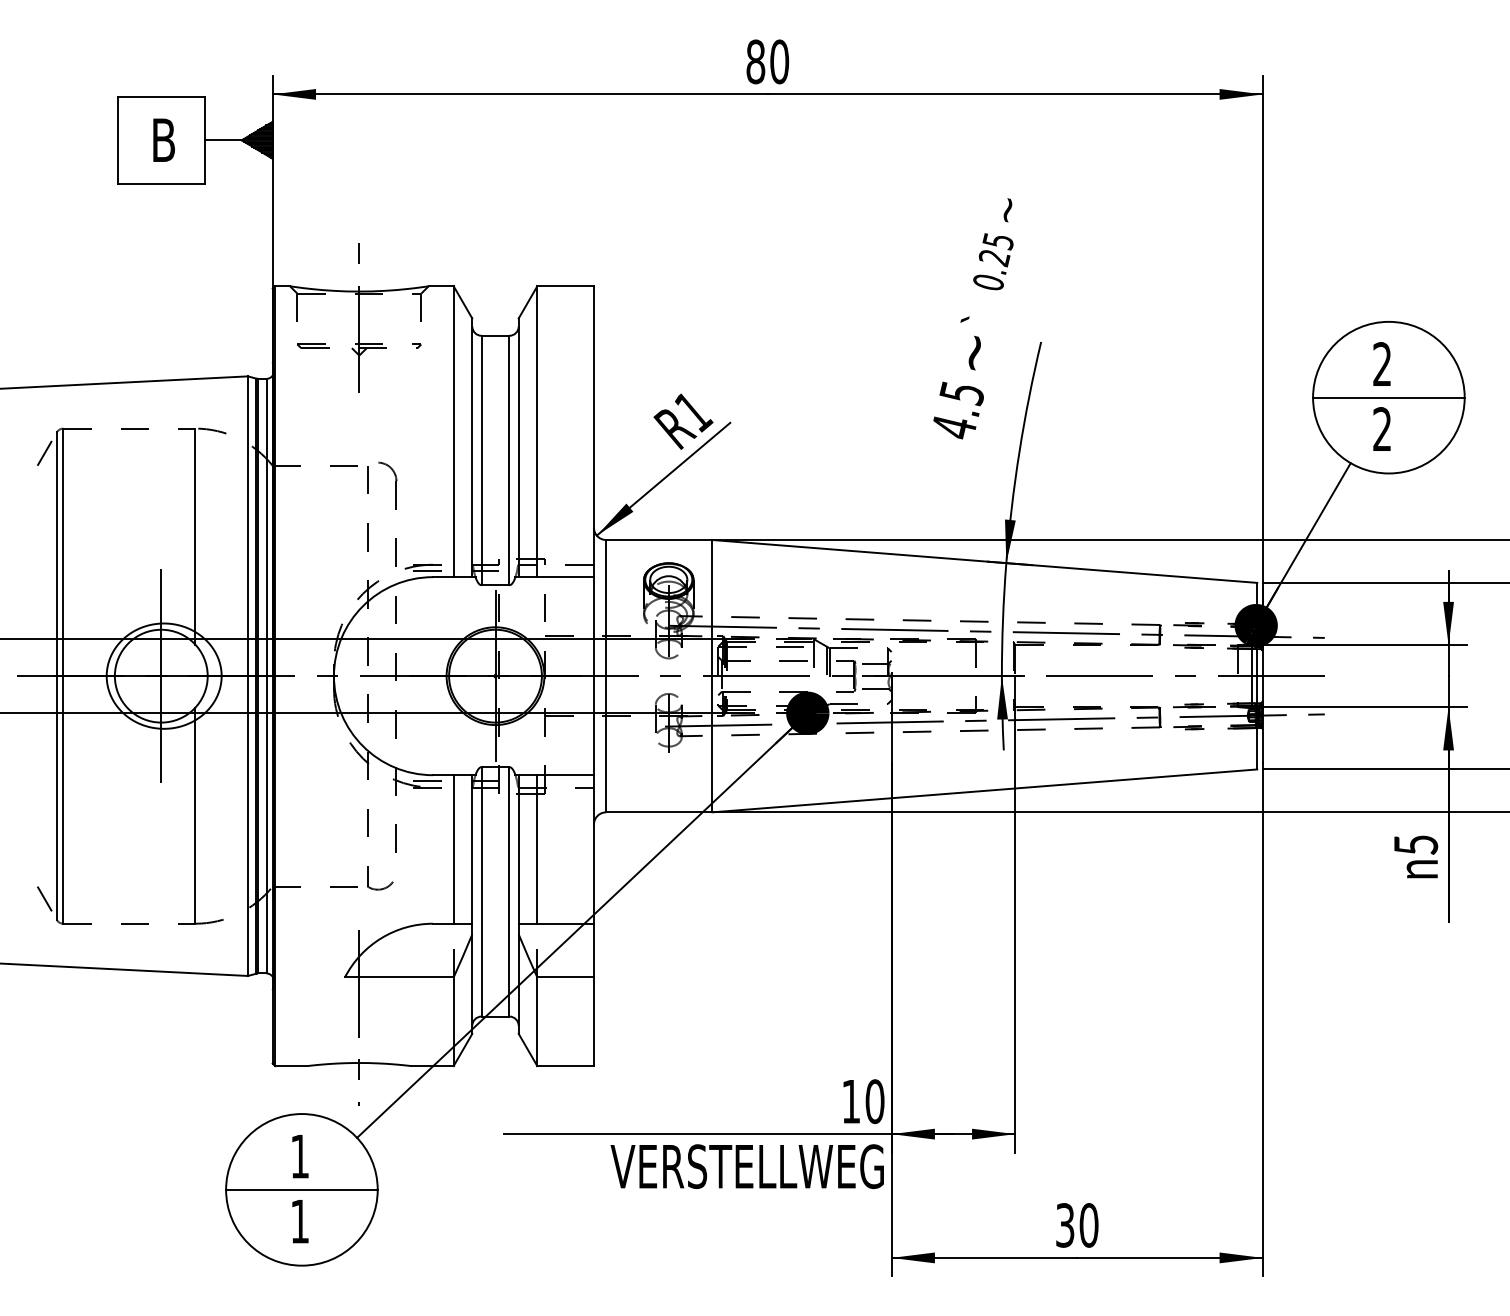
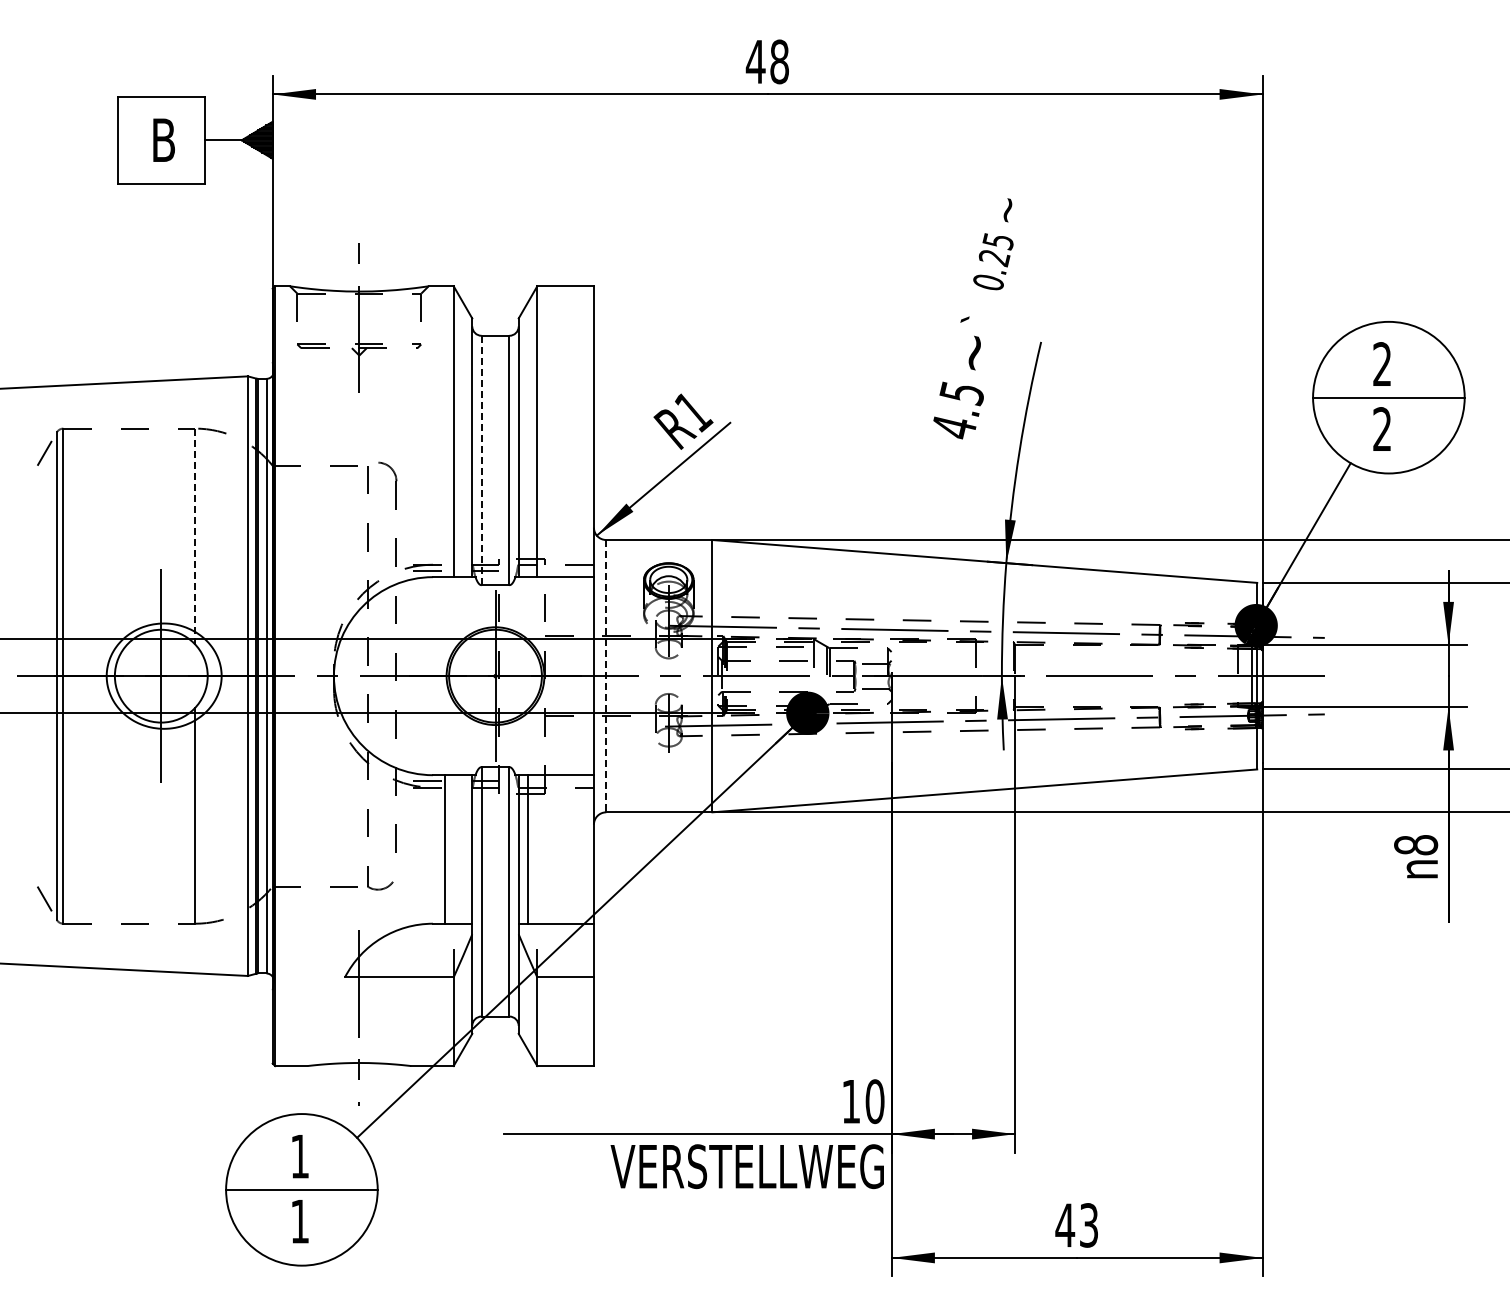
text: 80 -> 48 (767, 61)
line: solid -> dashed (481, 460)
line: solid -> dashed (195, 536)
line: solid -> dashed (606, 676)
text: 5 -> 8 (1416, 845)
line position: (453, 849) -> (444, 849) (444, 849)
line position: (537, 849) -> (528, 849) (528, 849)
text: 30 -> 43 (1076, 1225)
